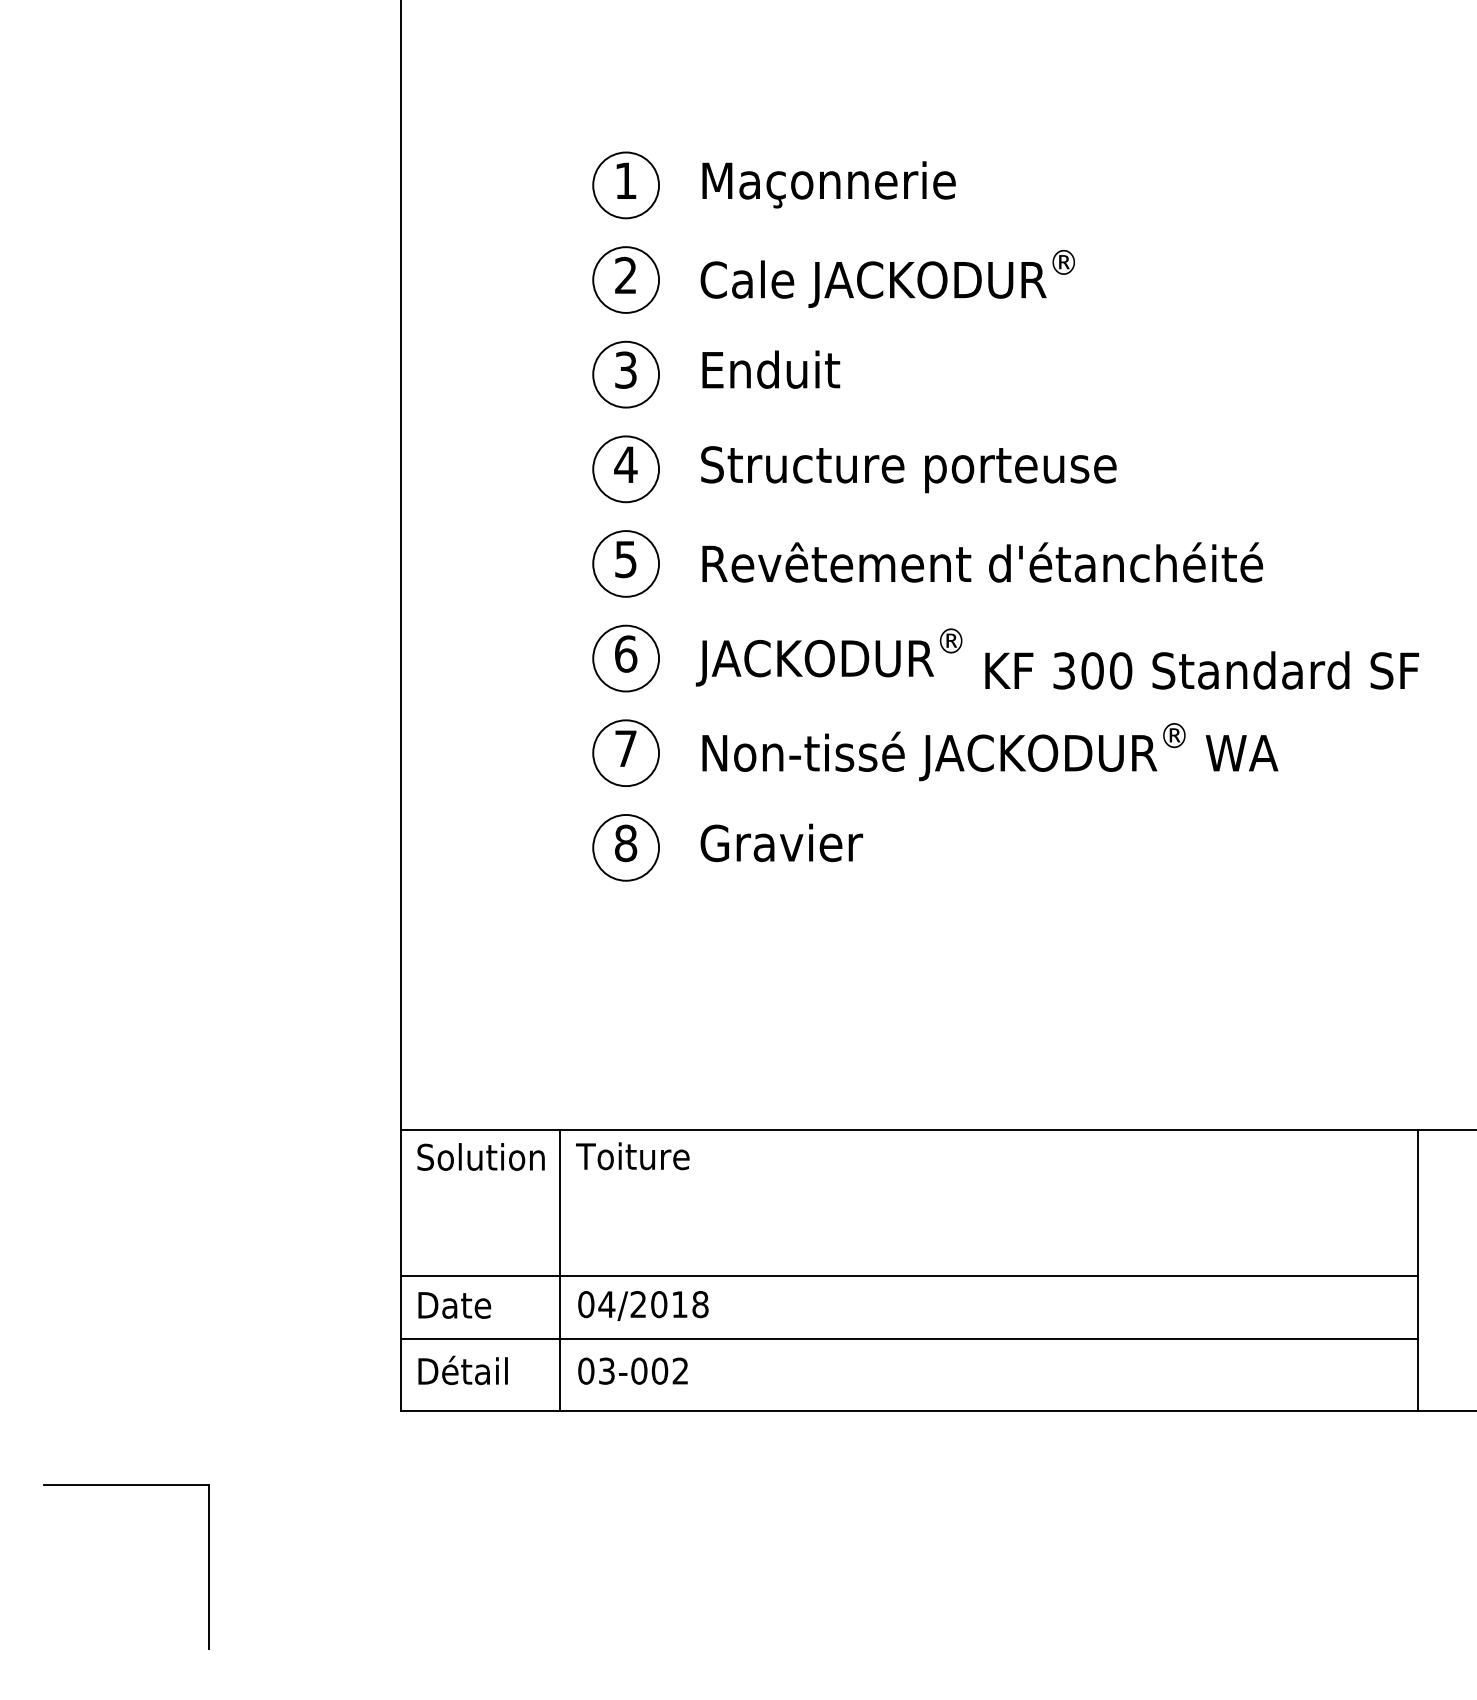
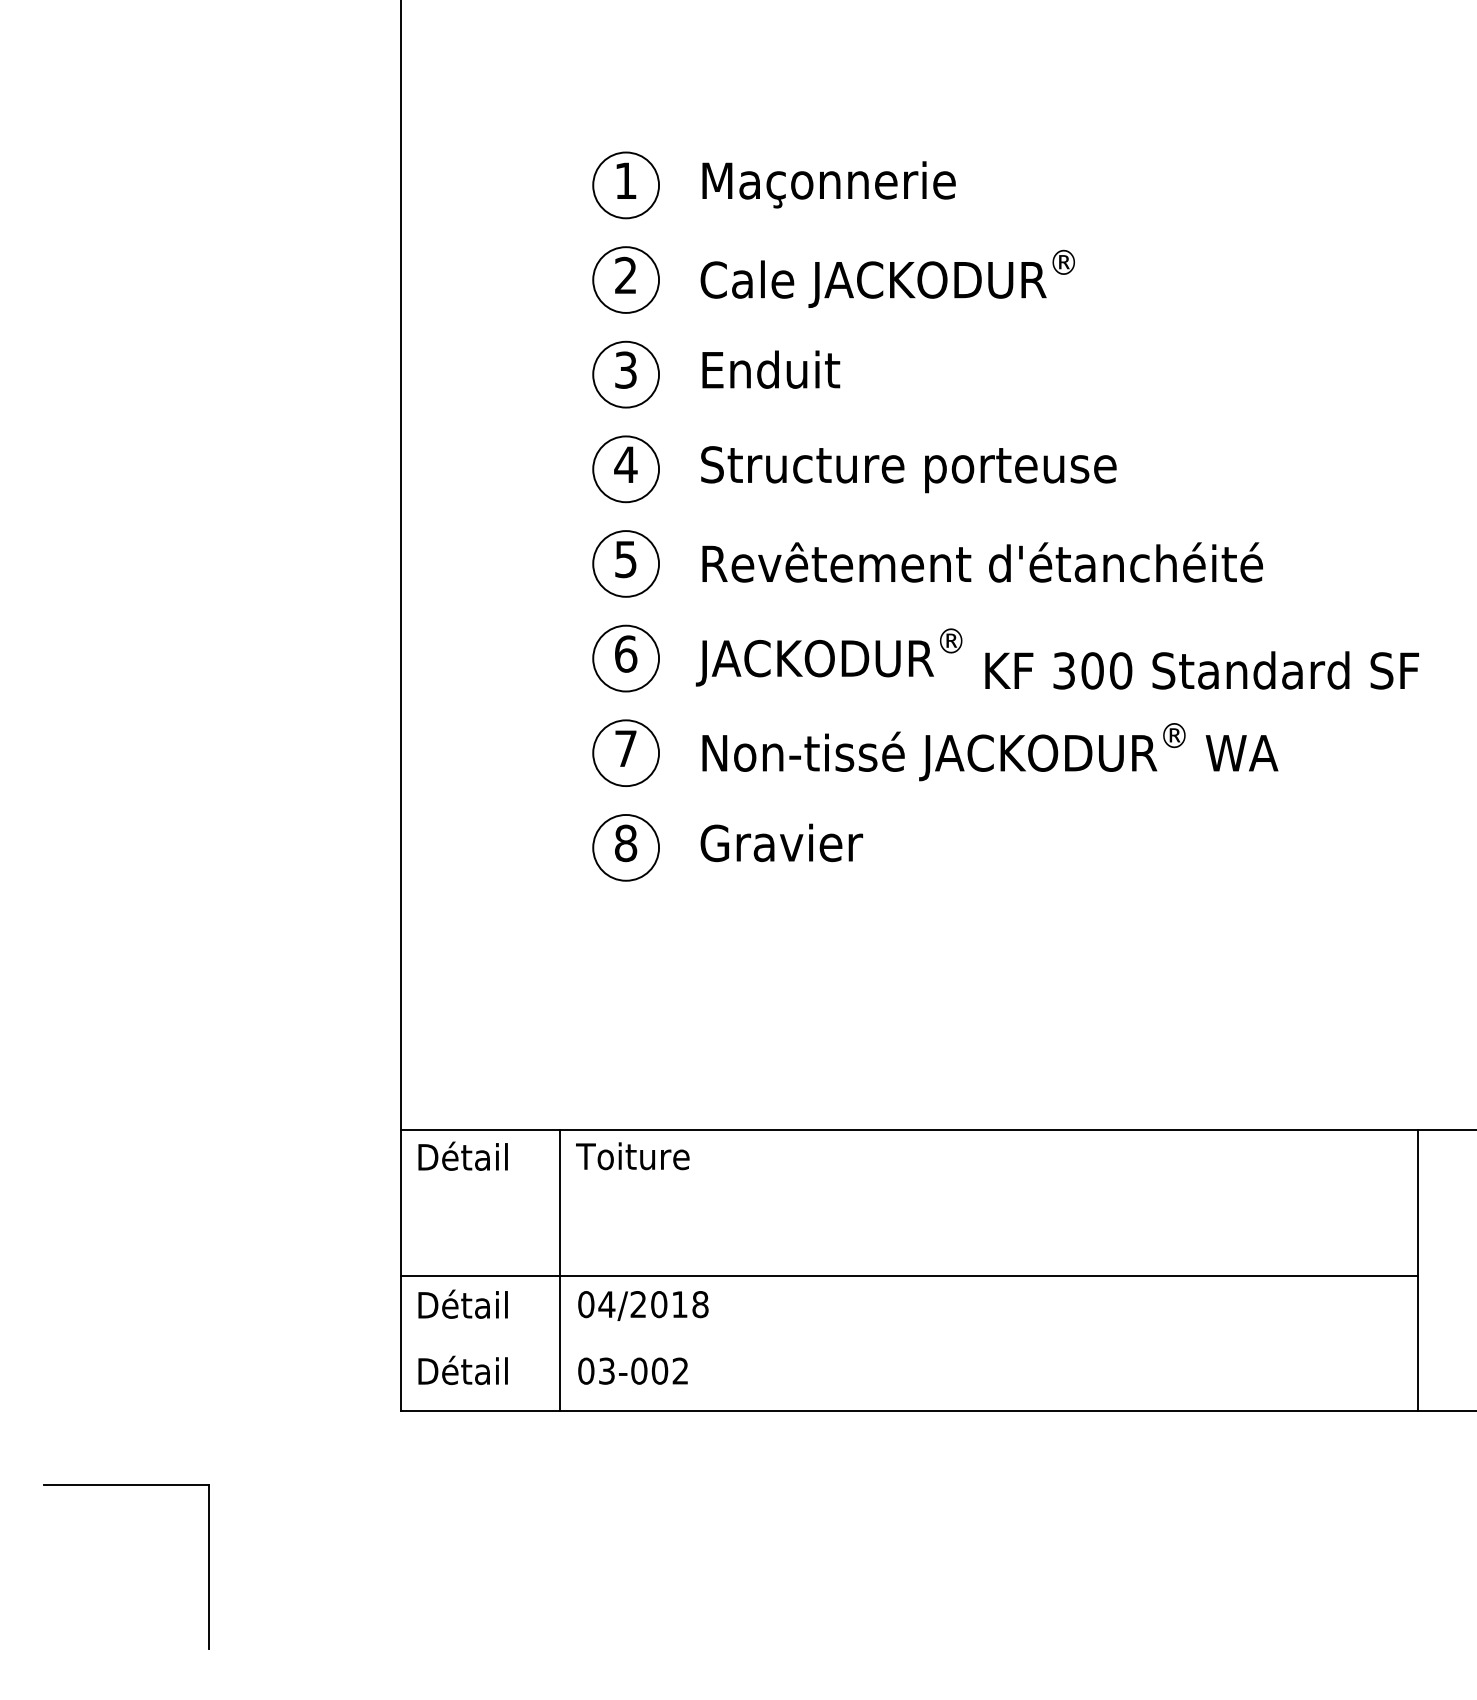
text: Solution -> Détail (480, 1155)
text: Date -> Détail (474, 1303)
line: present -> none (909, 1339)
